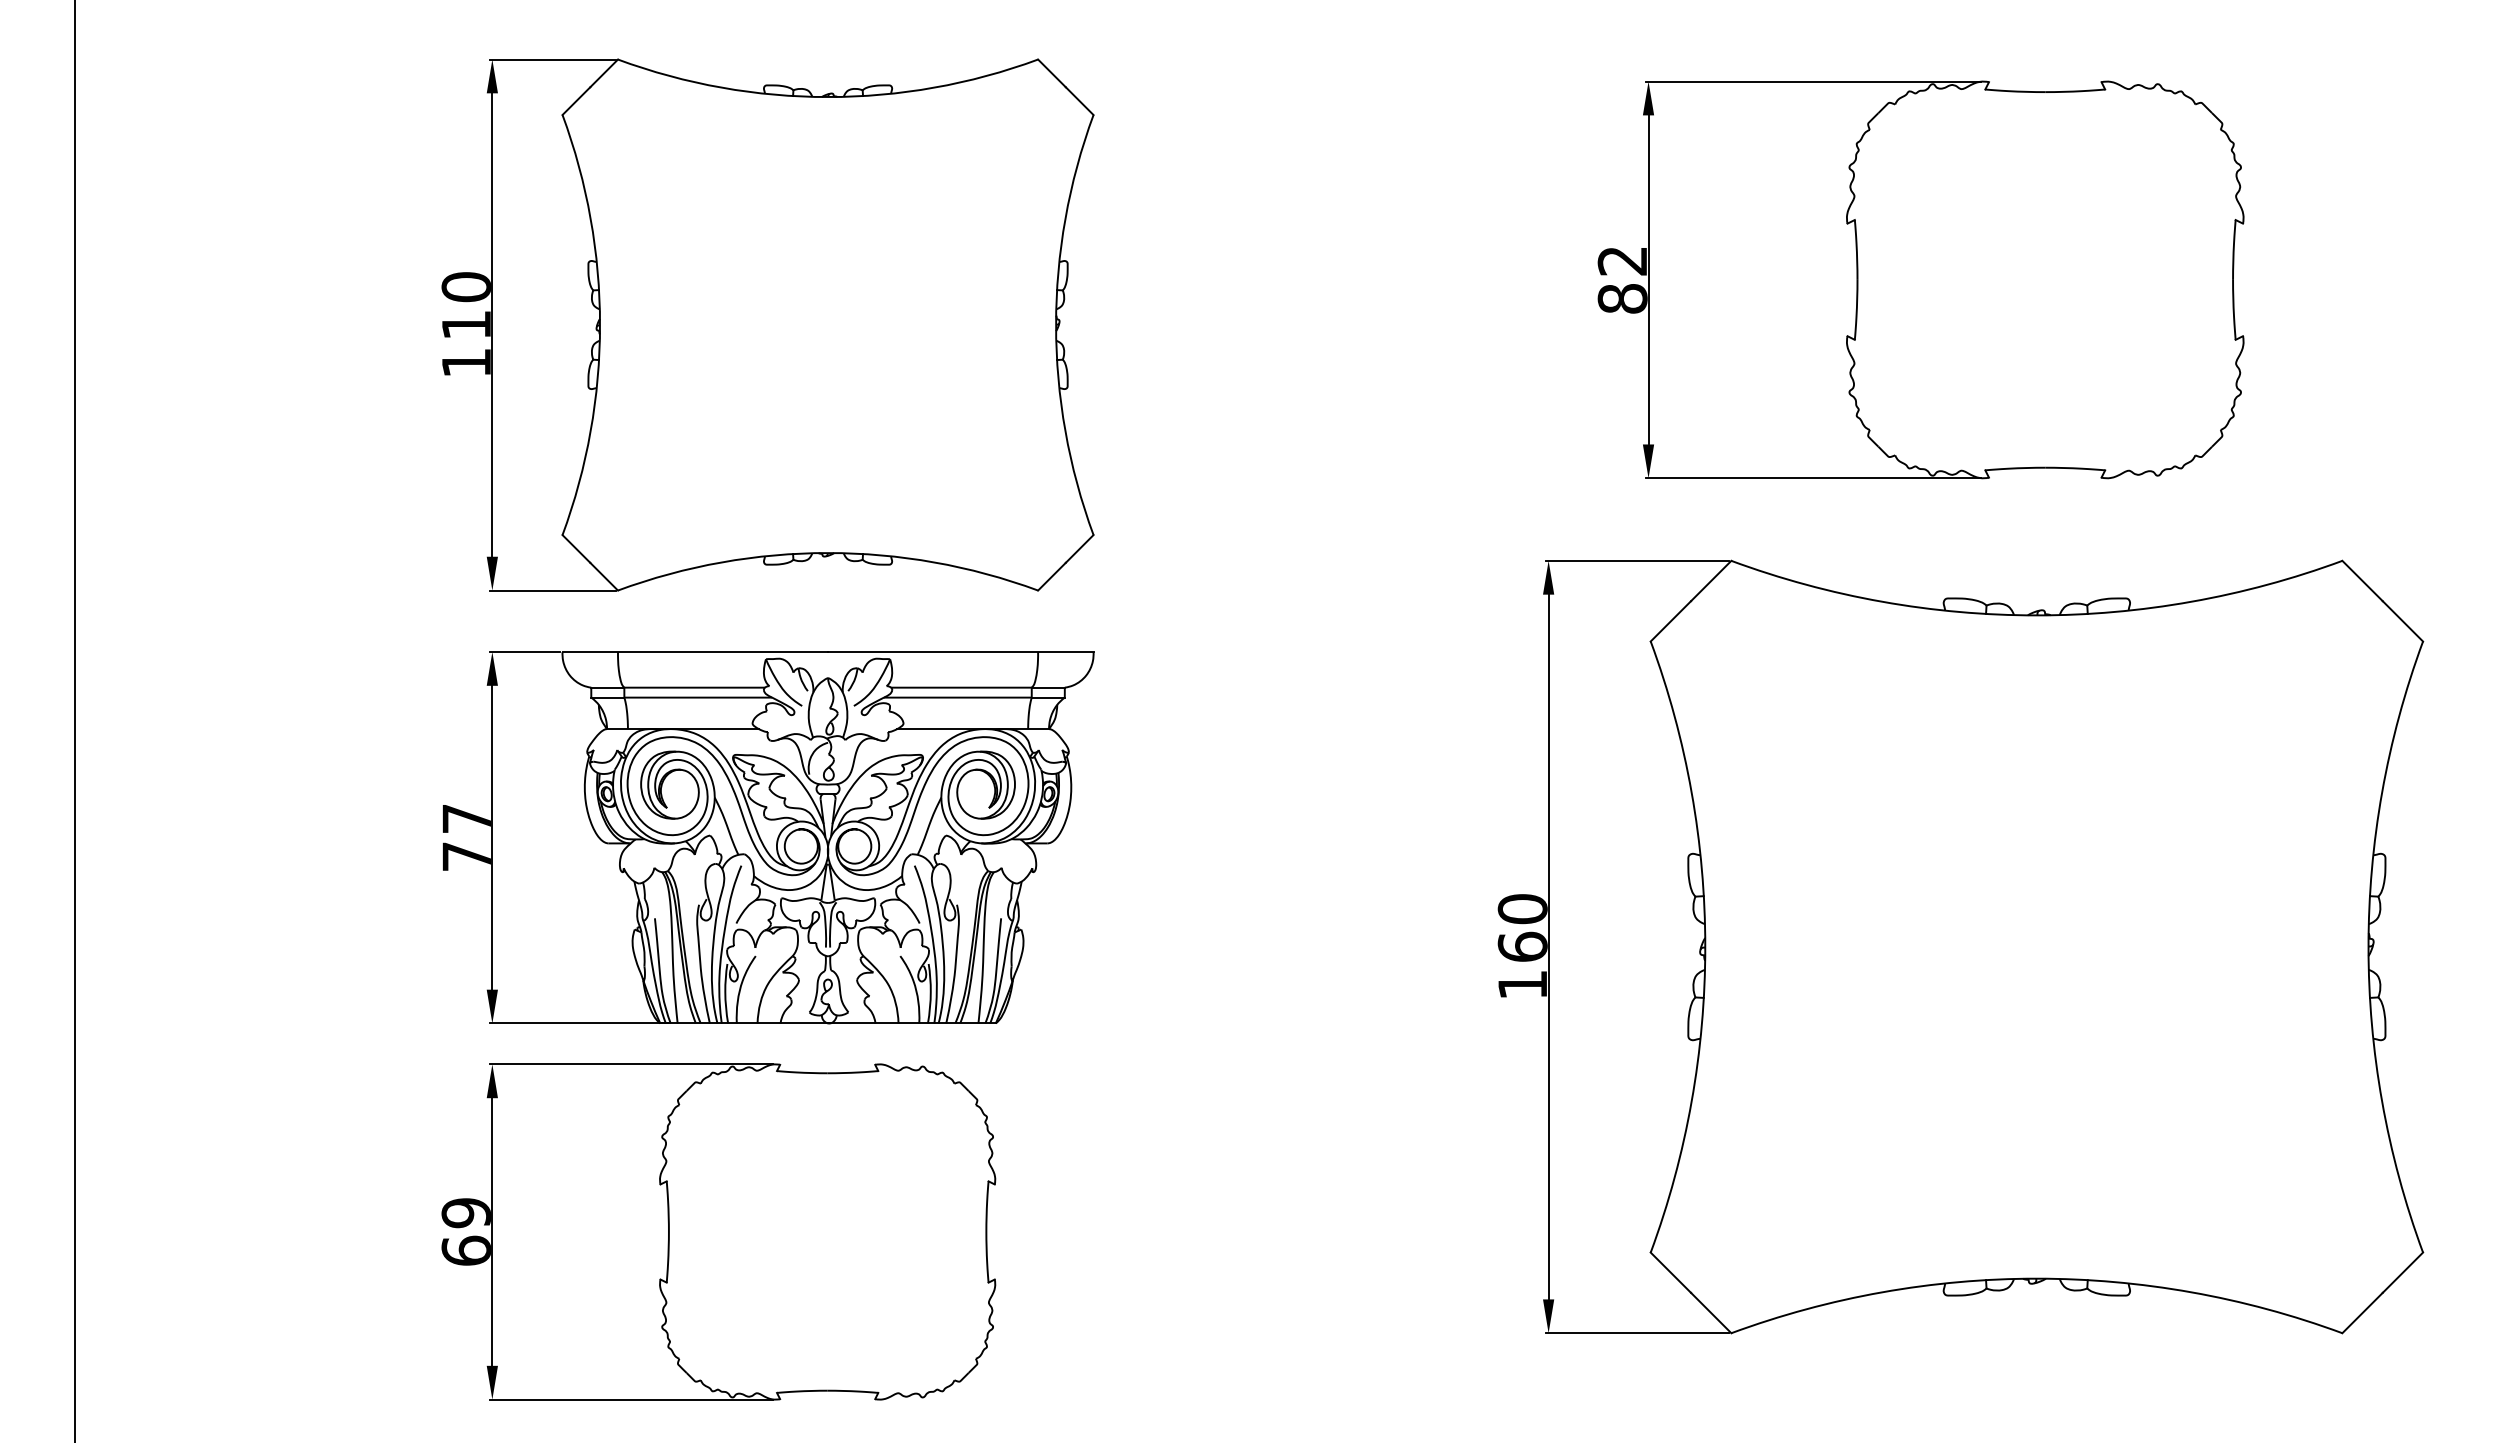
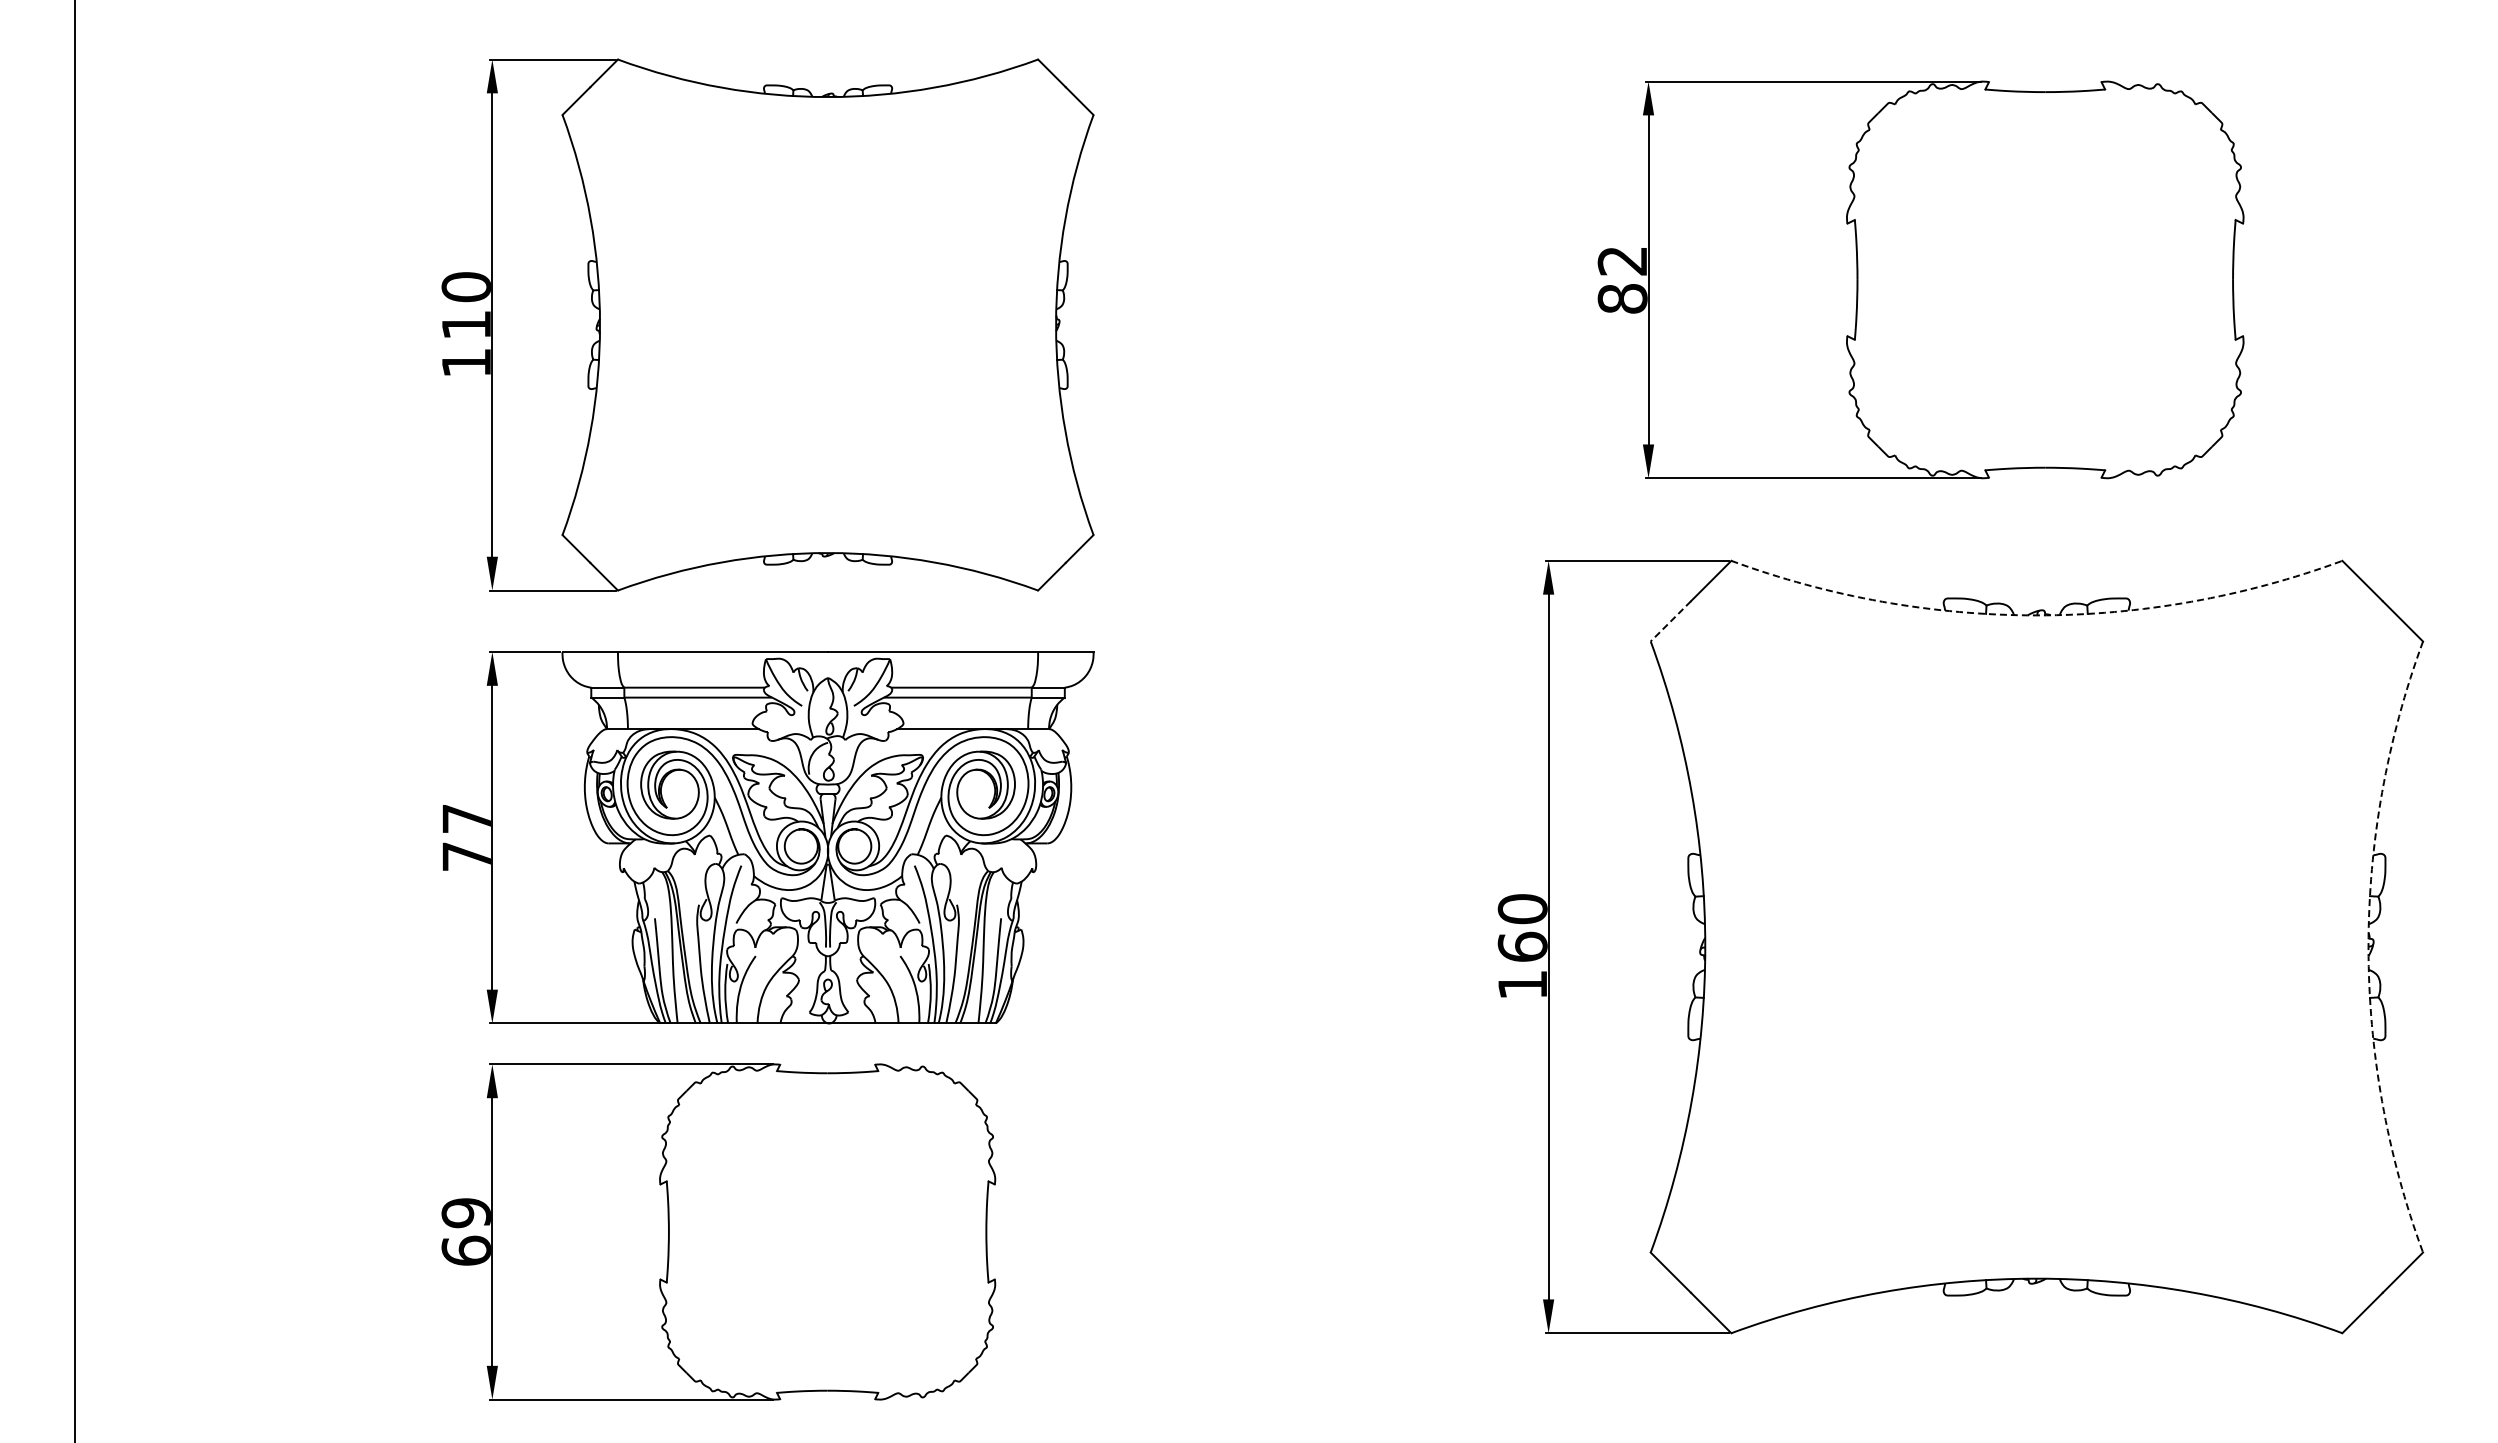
arc: solid -> dashed (2036, 615)
line: solid -> dashed (1670, 621)
arc: solid -> dashed (2368, 947)
